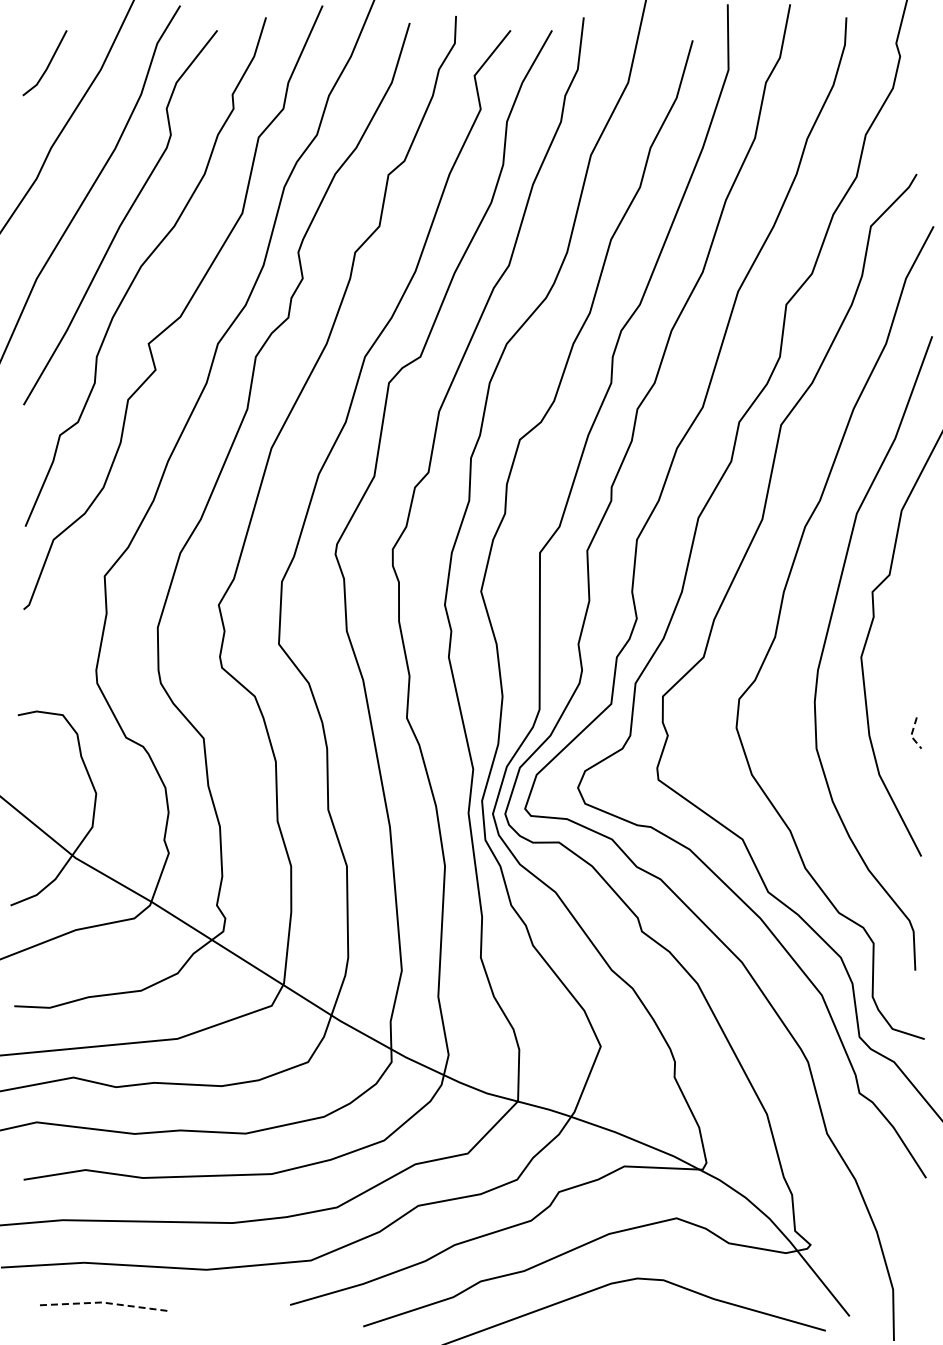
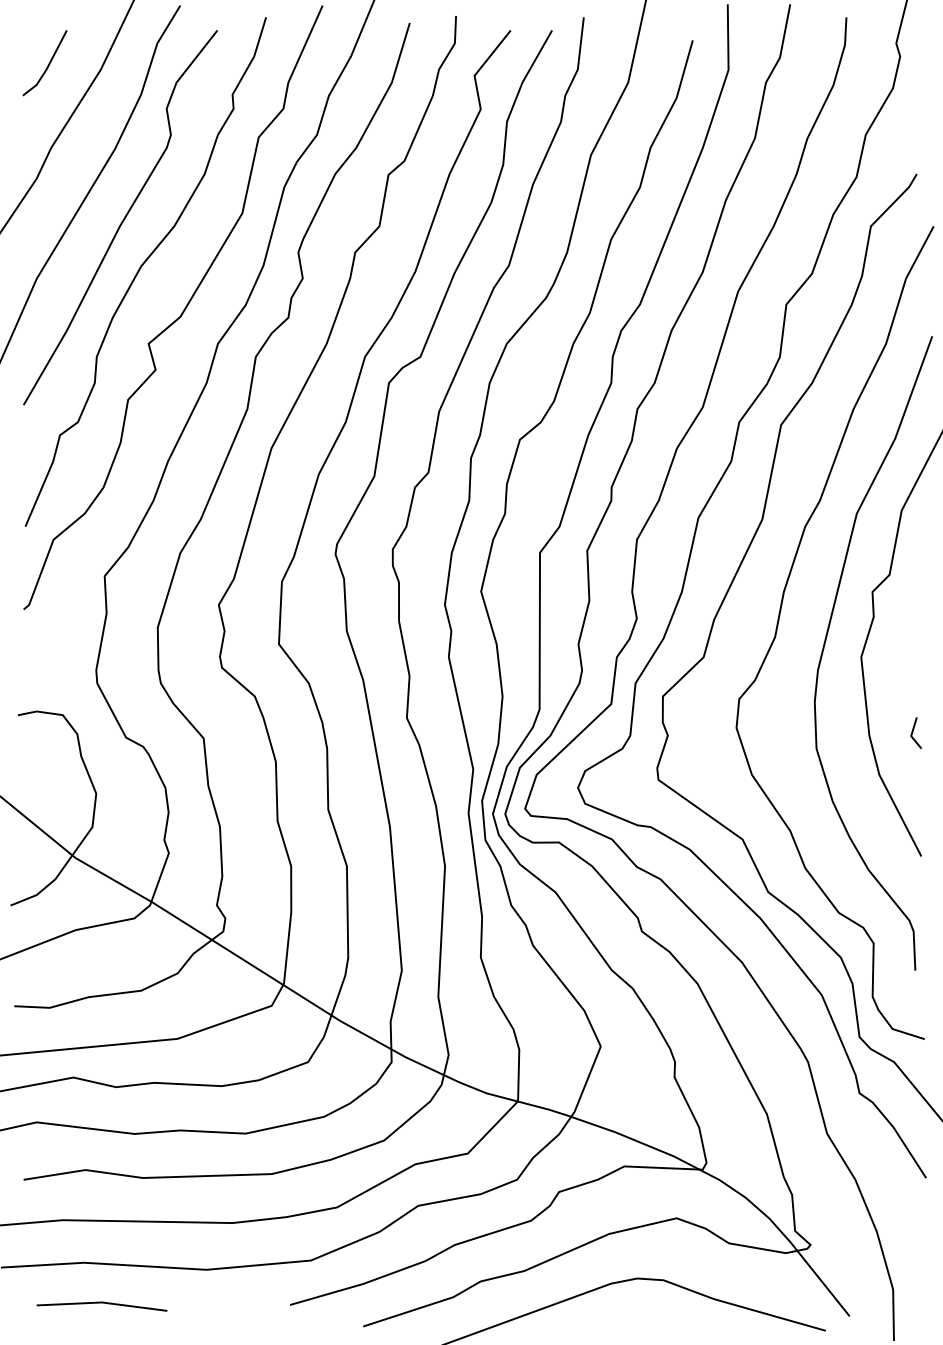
line: dashed -> solid (911, 735)
line: dashed -> solid (102, 1302)
